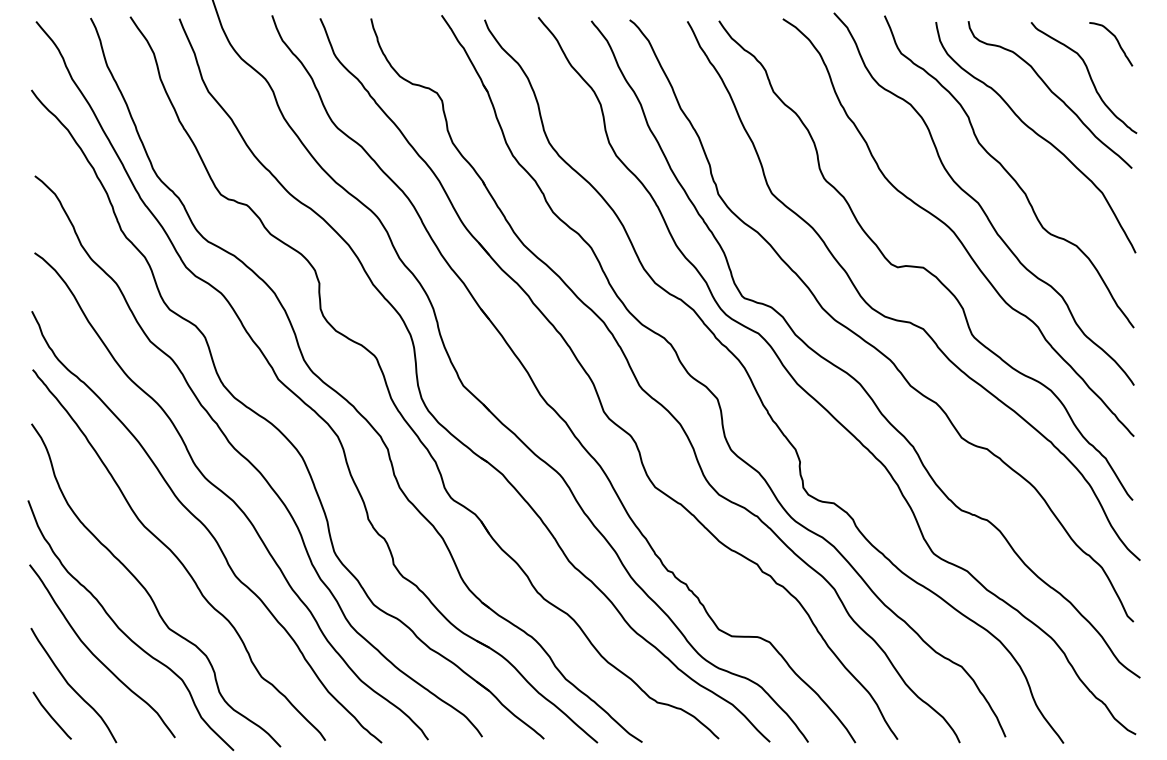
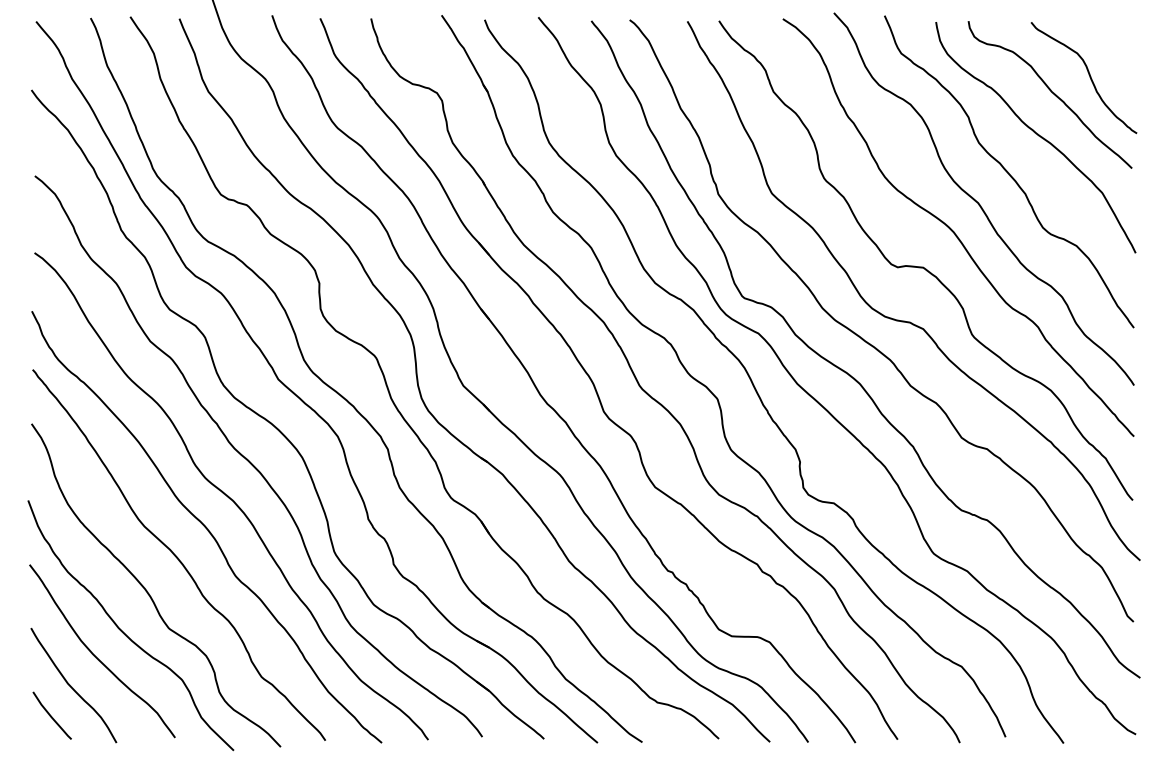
curve: present -> none (1117, 42)
